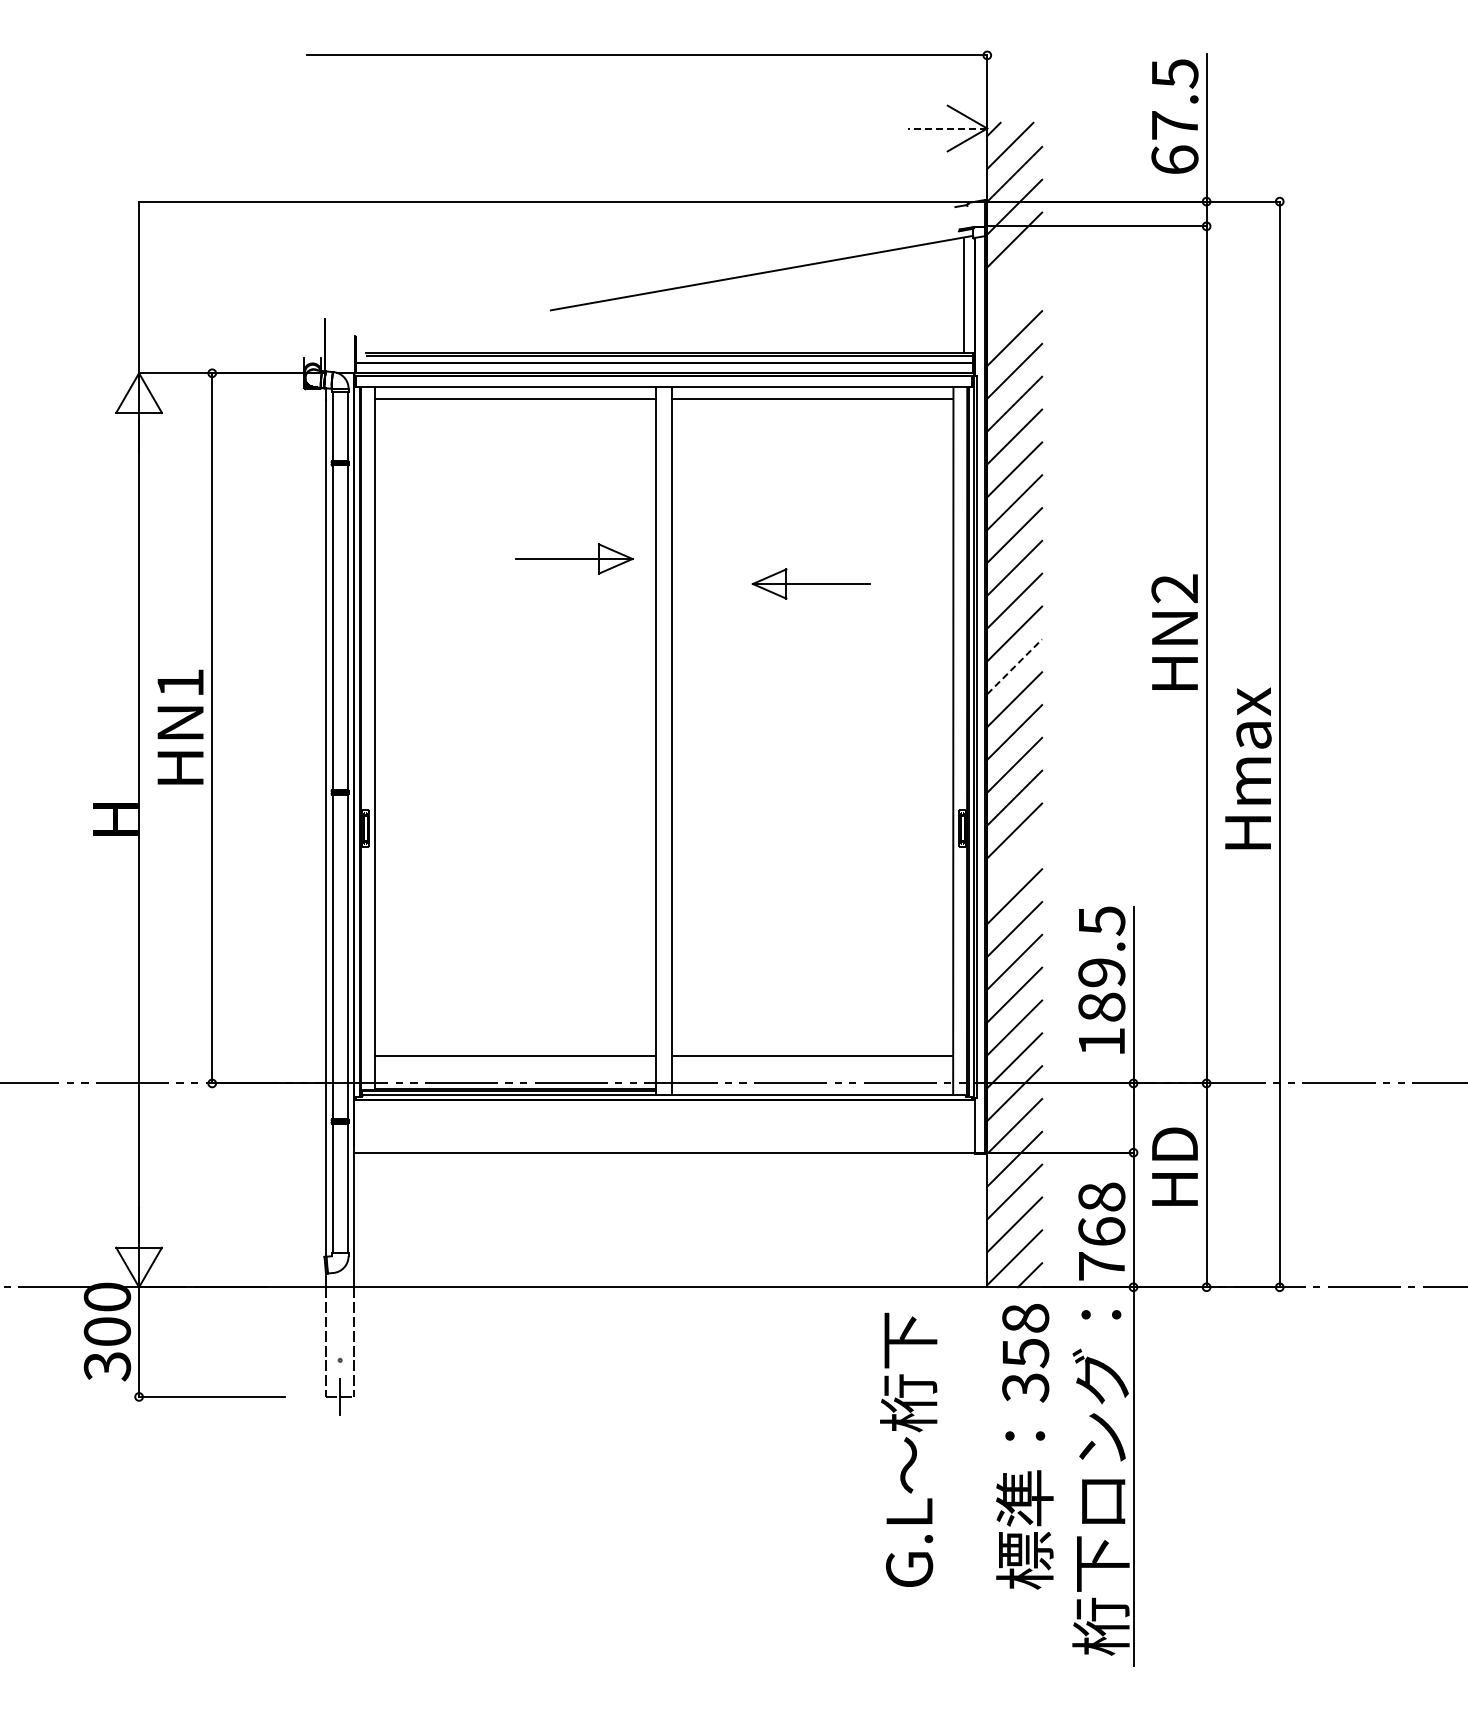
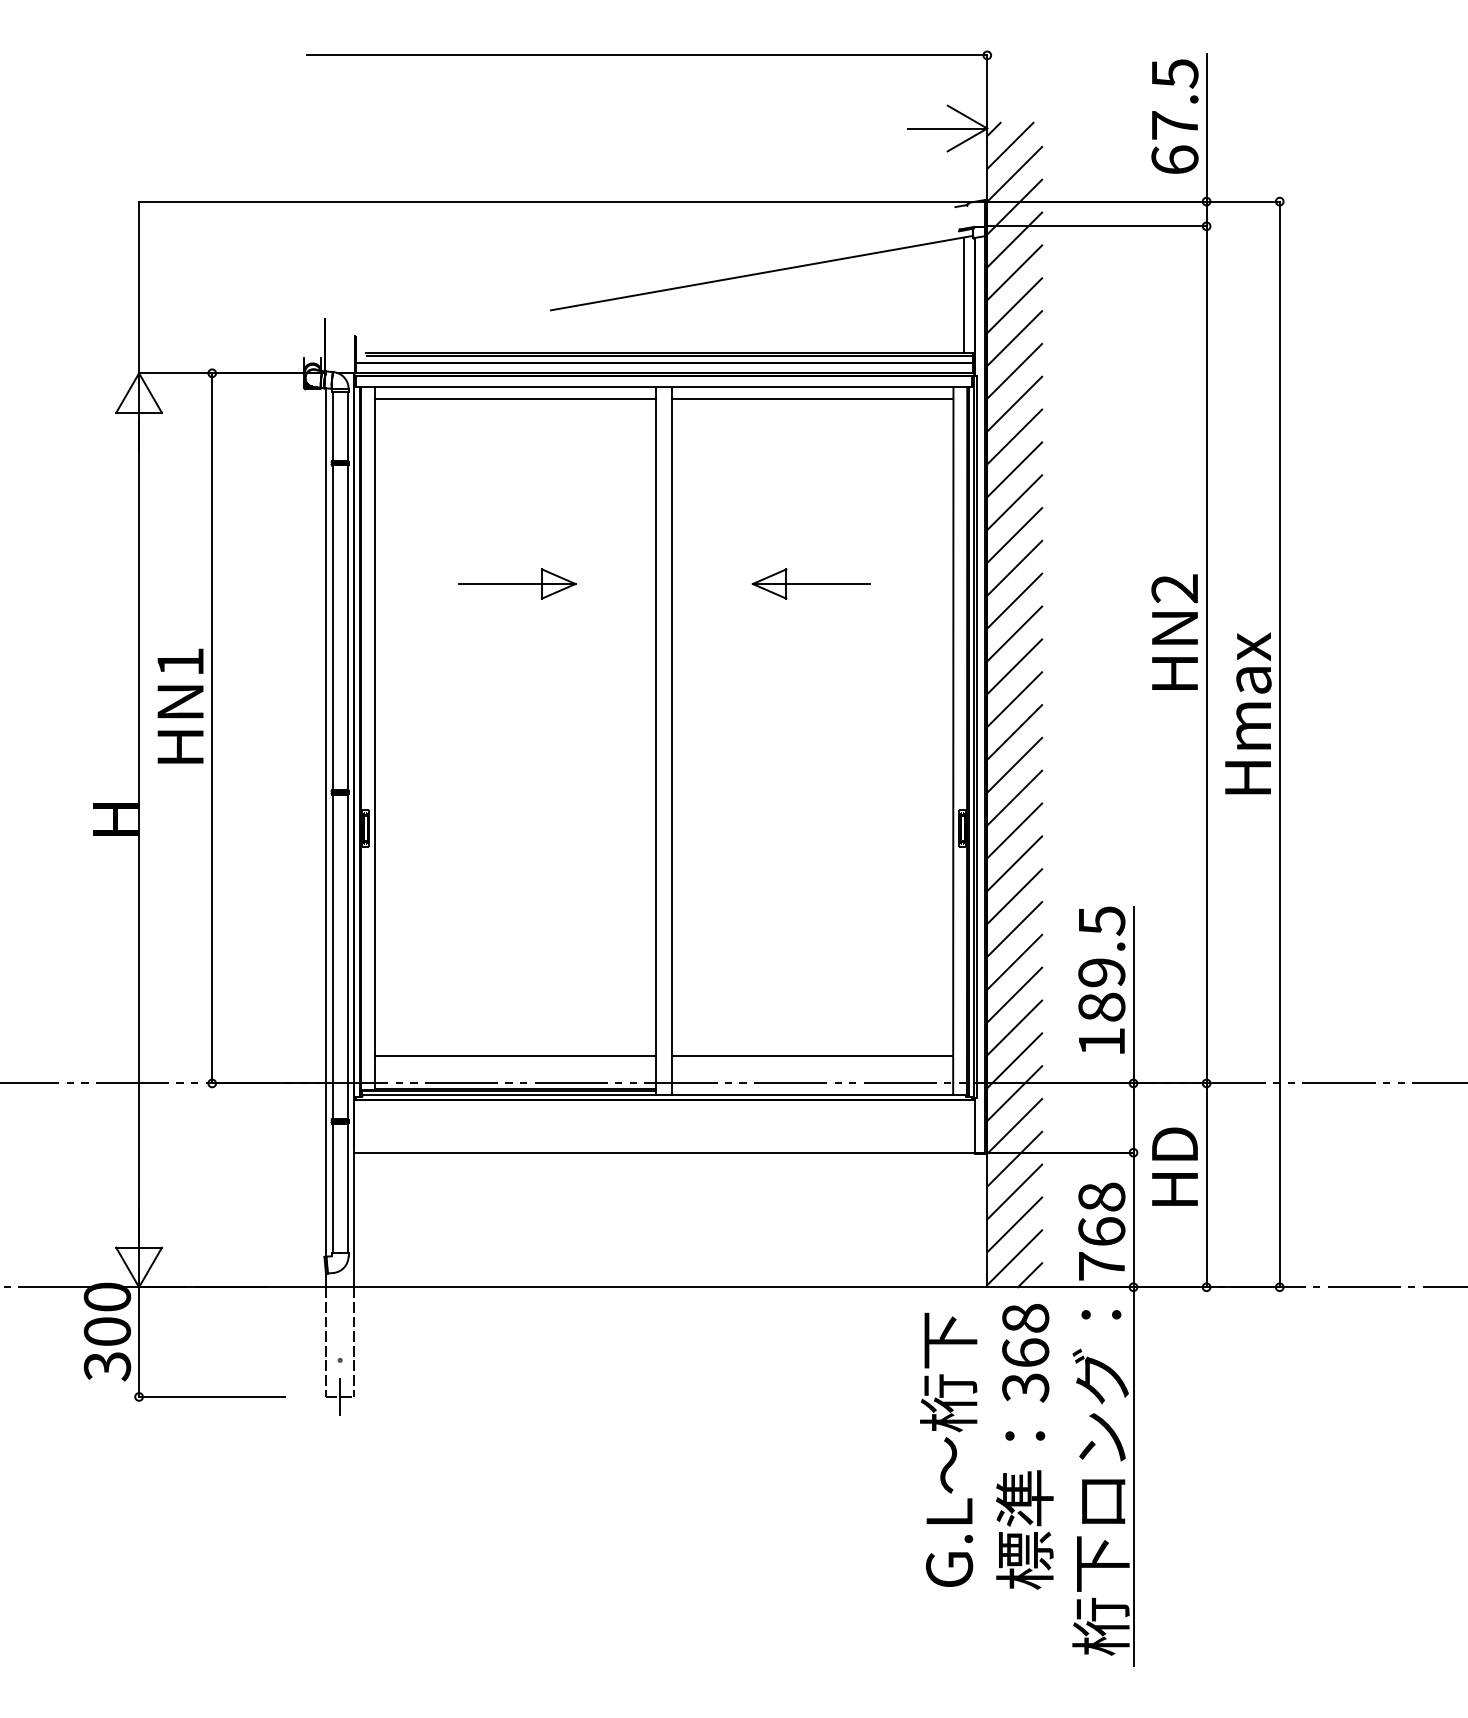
line: dashed -> solid (947, 128)
line: none -> present (1014, 272)
line: none -> present (1014, 305)
part position: (574, 558) -> (517, 583) (517, 583)
line: dashed -> solid (1014, 666)
text position: (180, 726) -> (180, 705) (180, 705)
text position: (1248, 768) -> (1248, 713) (1248, 713)
line: none -> present (1014, 863)
text: 358 -> 368 (1025, 1353)
text position: (908, 1449) -> (948, 1449) (948, 1449)
